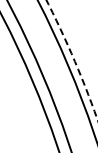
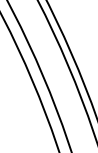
arc: dashed -> solid (74, 59)
